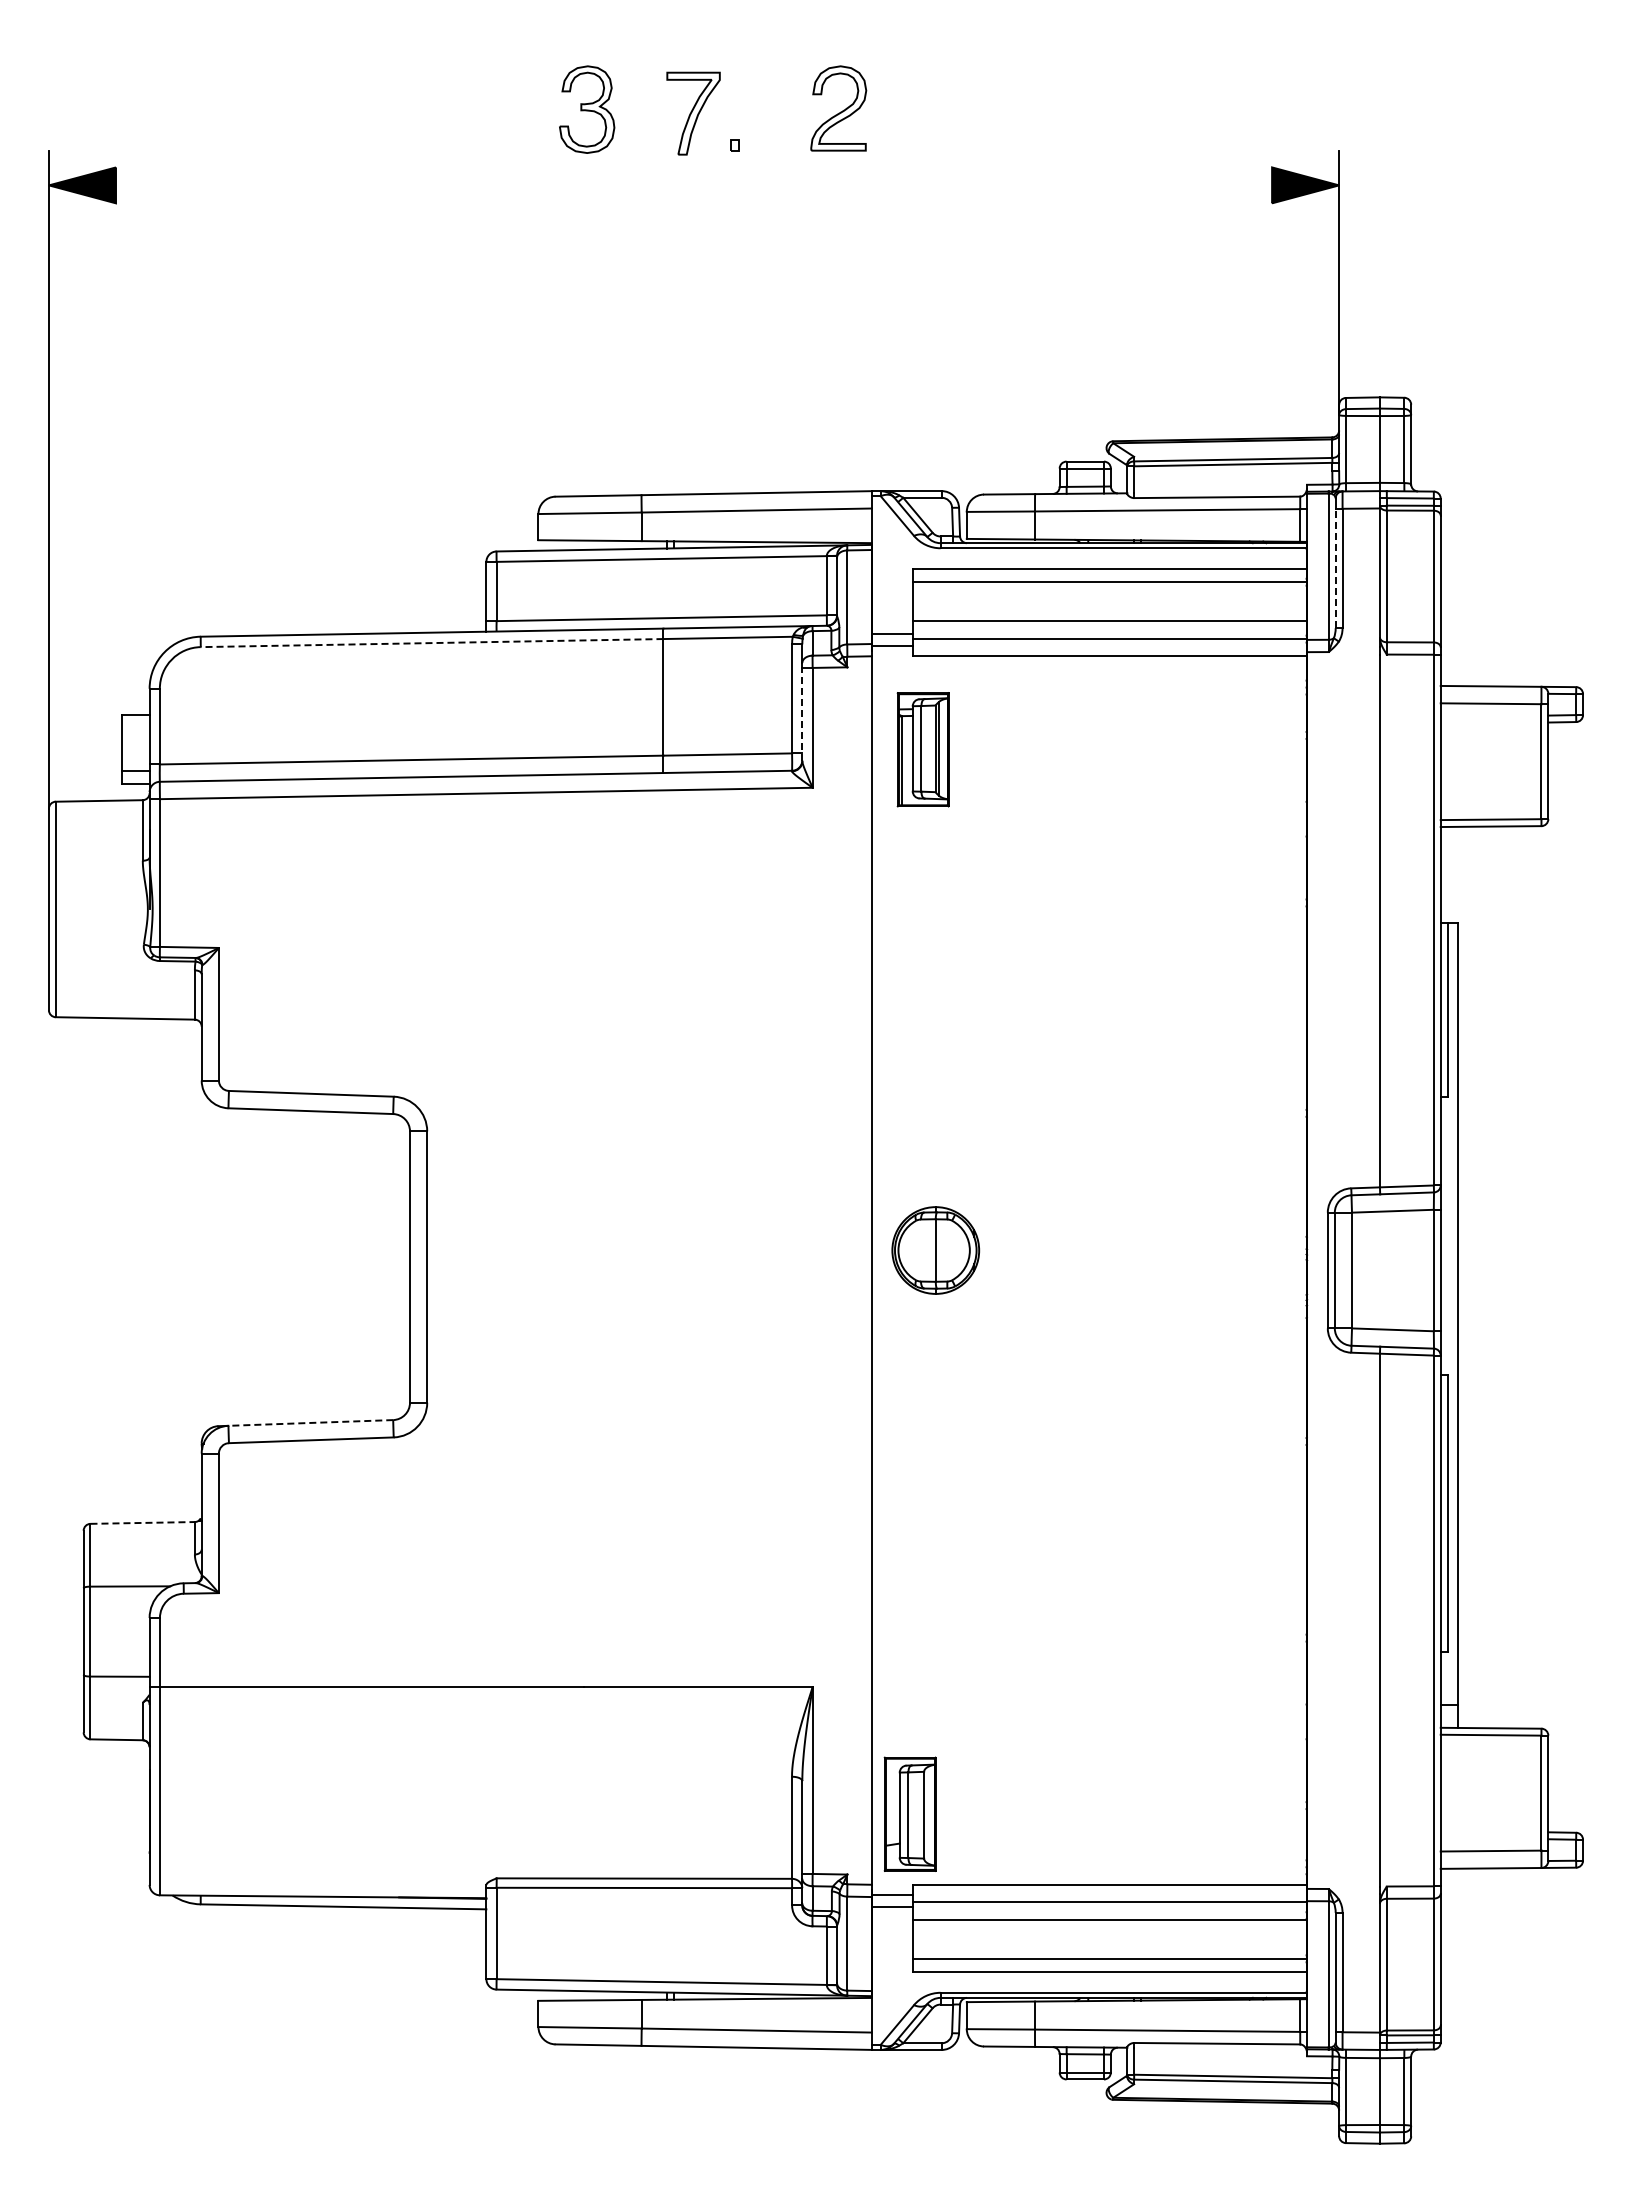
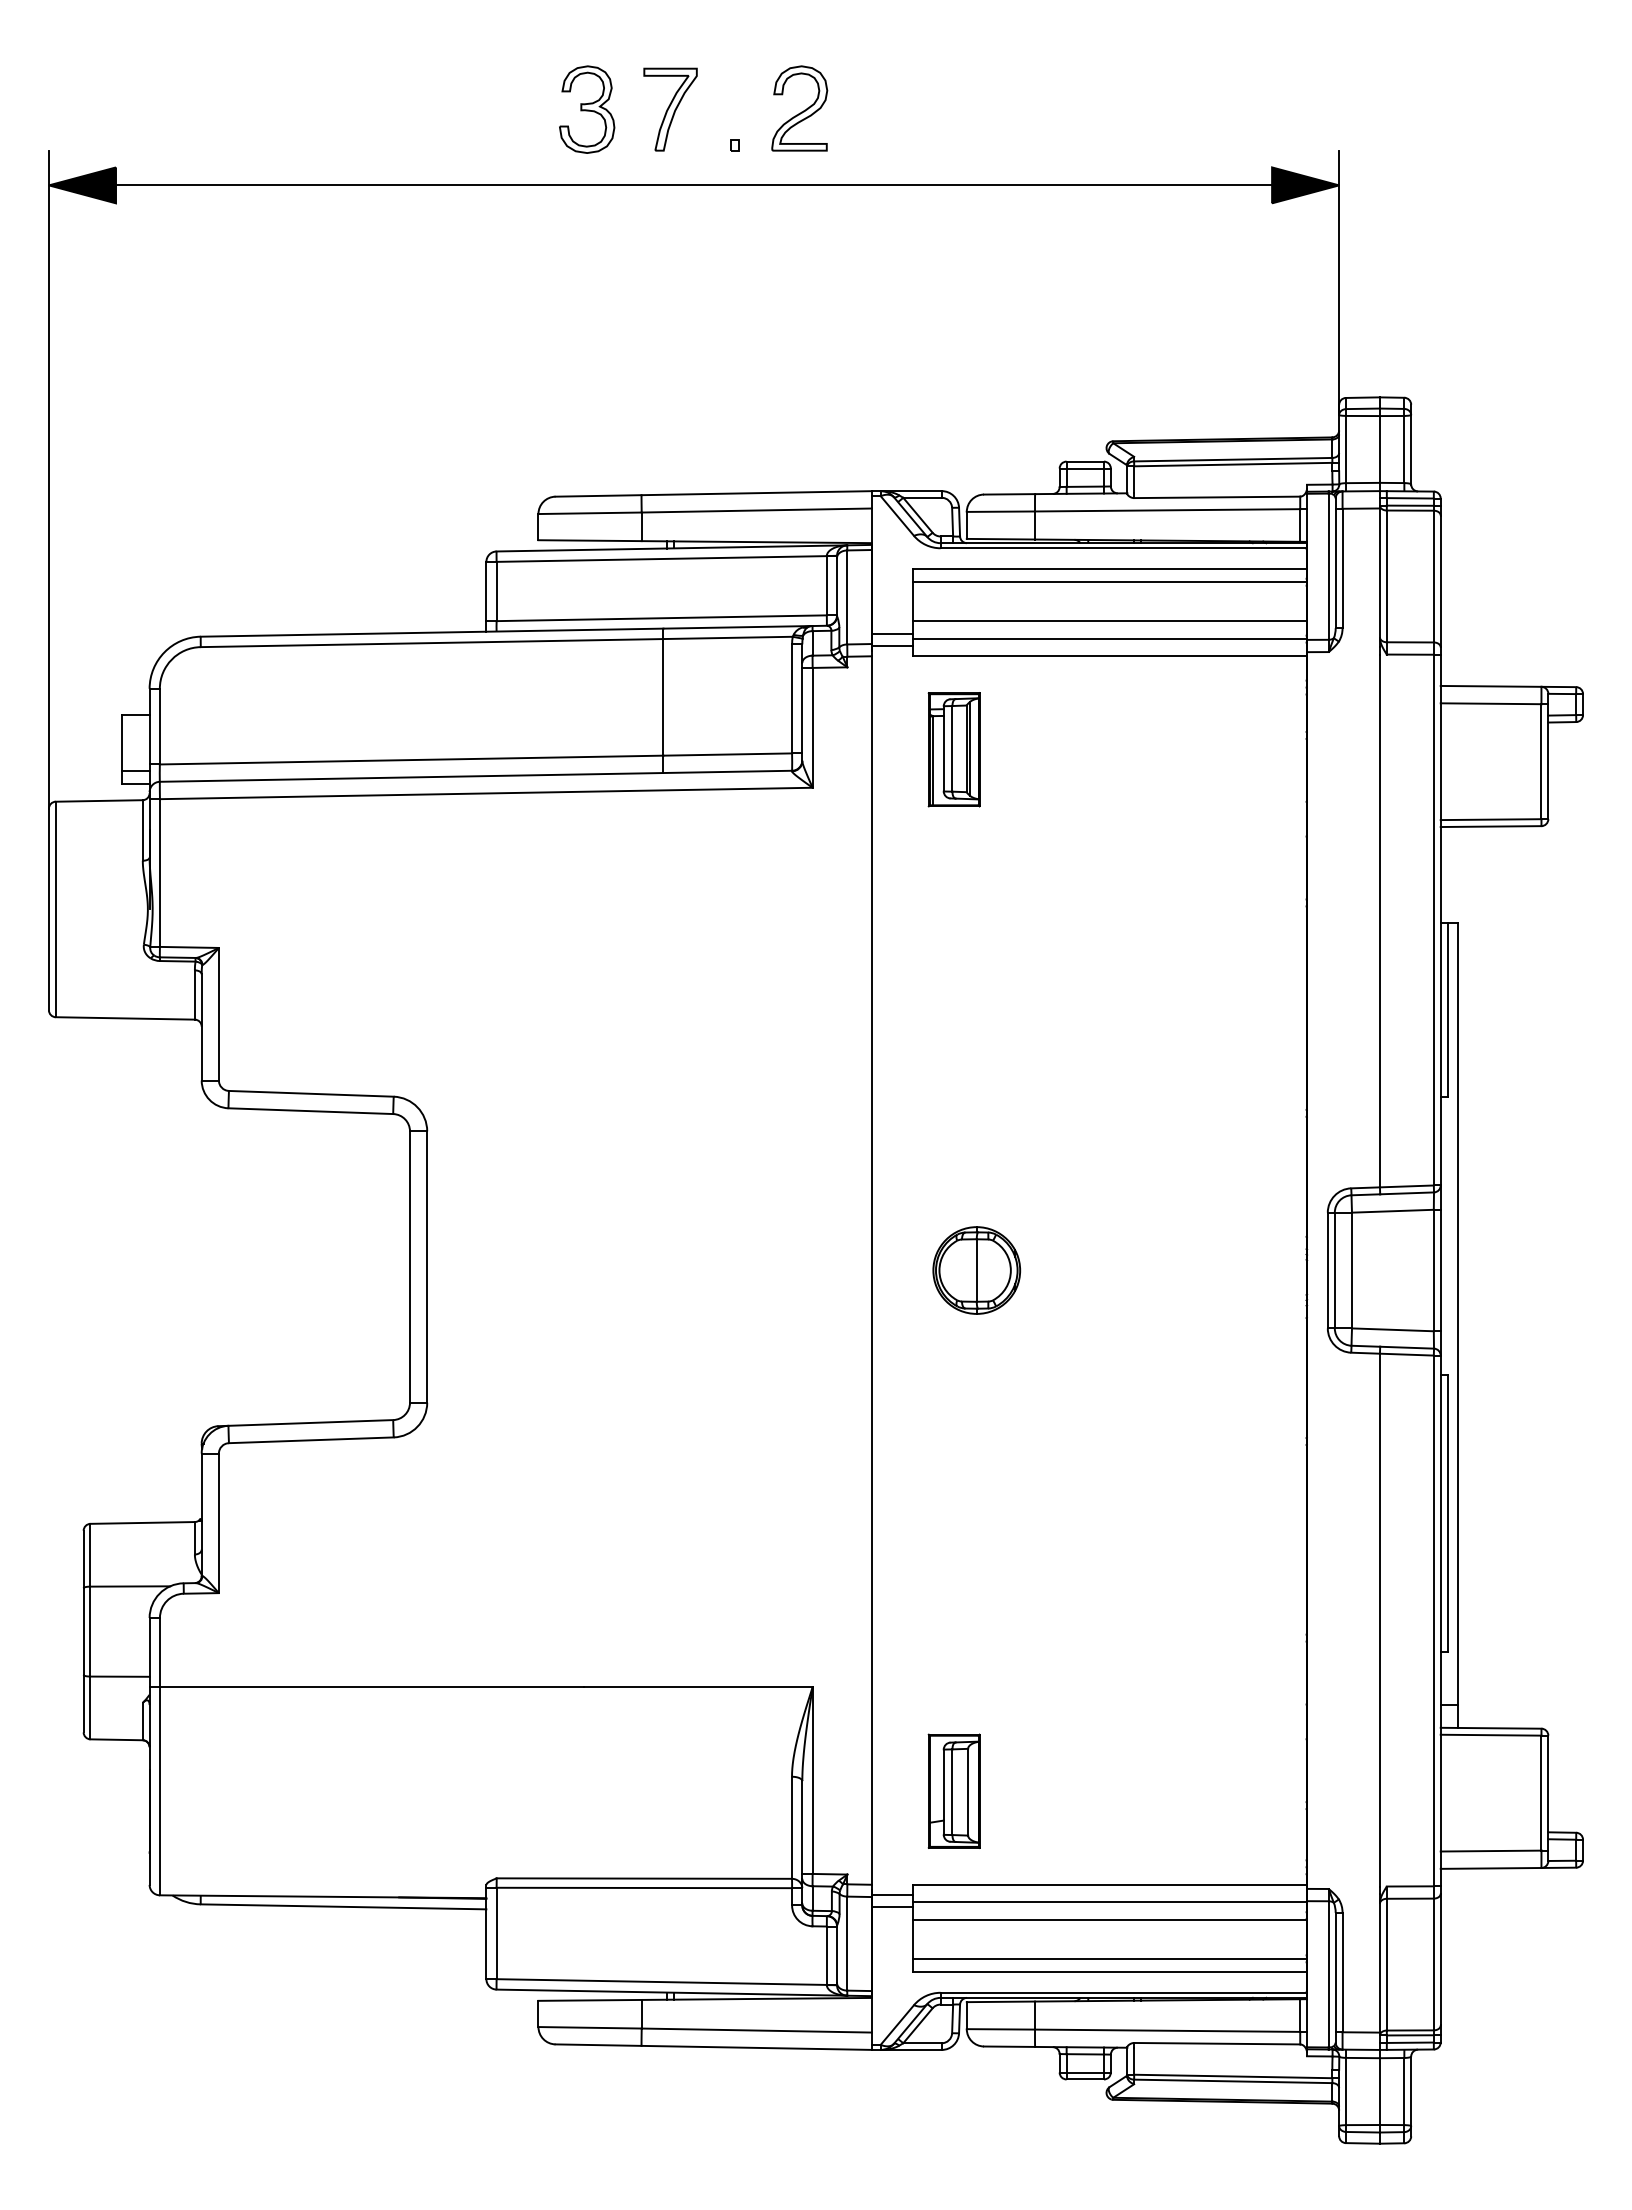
part position: (838, 108) -> (799, 108) (799, 108)
part position: (693, 113) -> (670, 109) (670, 109)
line: none -> present (694, 185)
line: dashed -> solid (1335, 568)
line: dashed -> solid (431, 643)
line: dashed -> solid (802, 714)
part position: (922, 749) -> (953, 749) (953, 749)
part position: (935, 1250) -> (976, 1270) (976, 1270)
line: dashed -> solid (310, 1422)
line: dashed -> solid (143, 1522)
part position: (909, 1813) -> (953, 1790) (953, 1790)
